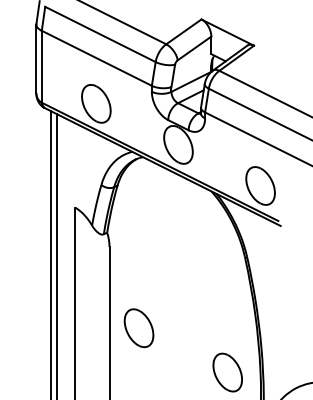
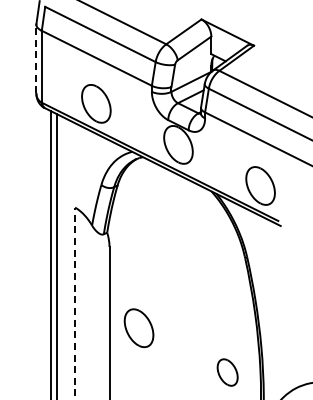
line: solid -> dashed (36, 58)
line: solid -> dashed (75, 303)
part size: 31x41 px -> 23x29 px (227, 372)
